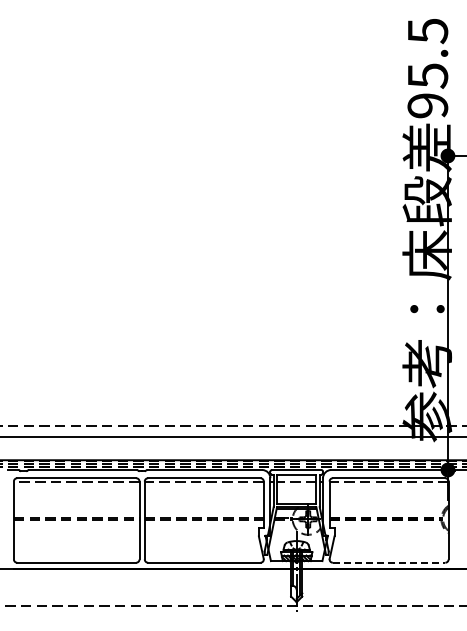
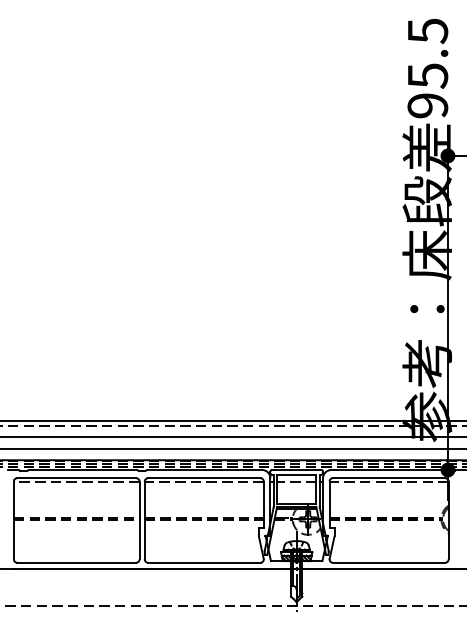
line: none -> present (232, 420)
line: none -> present (232, 448)
line: dashed -> solid (389, 562)
